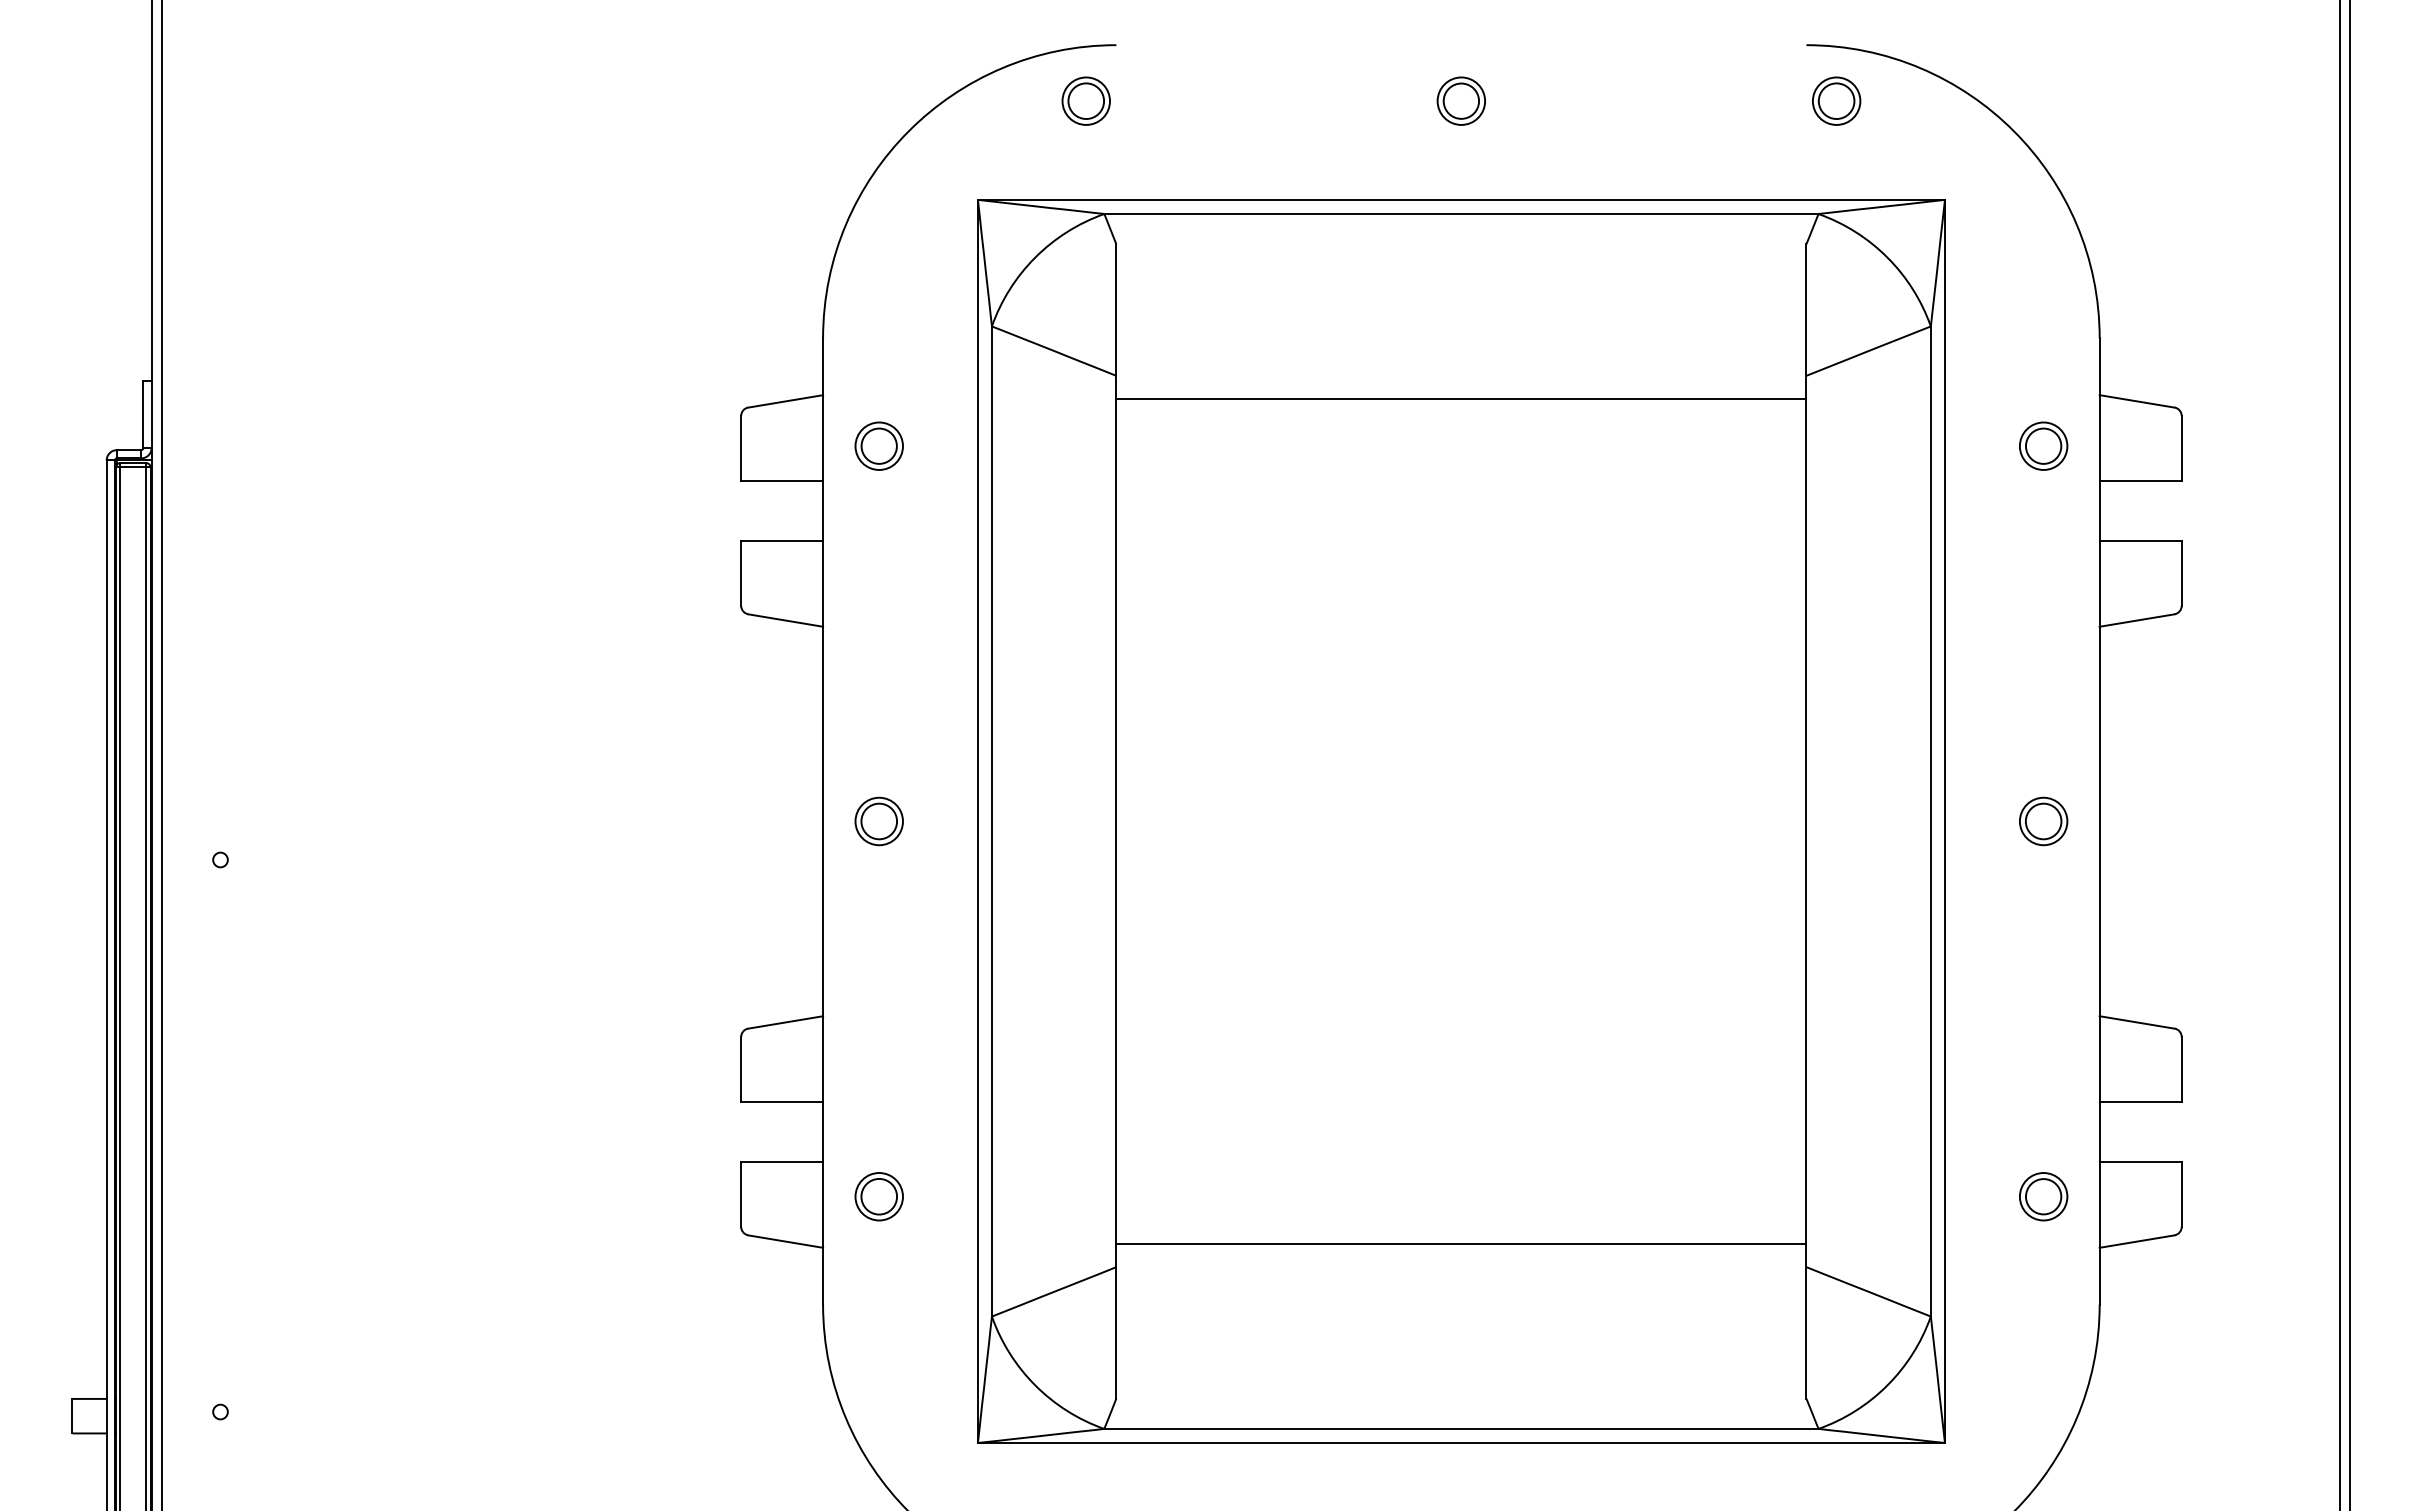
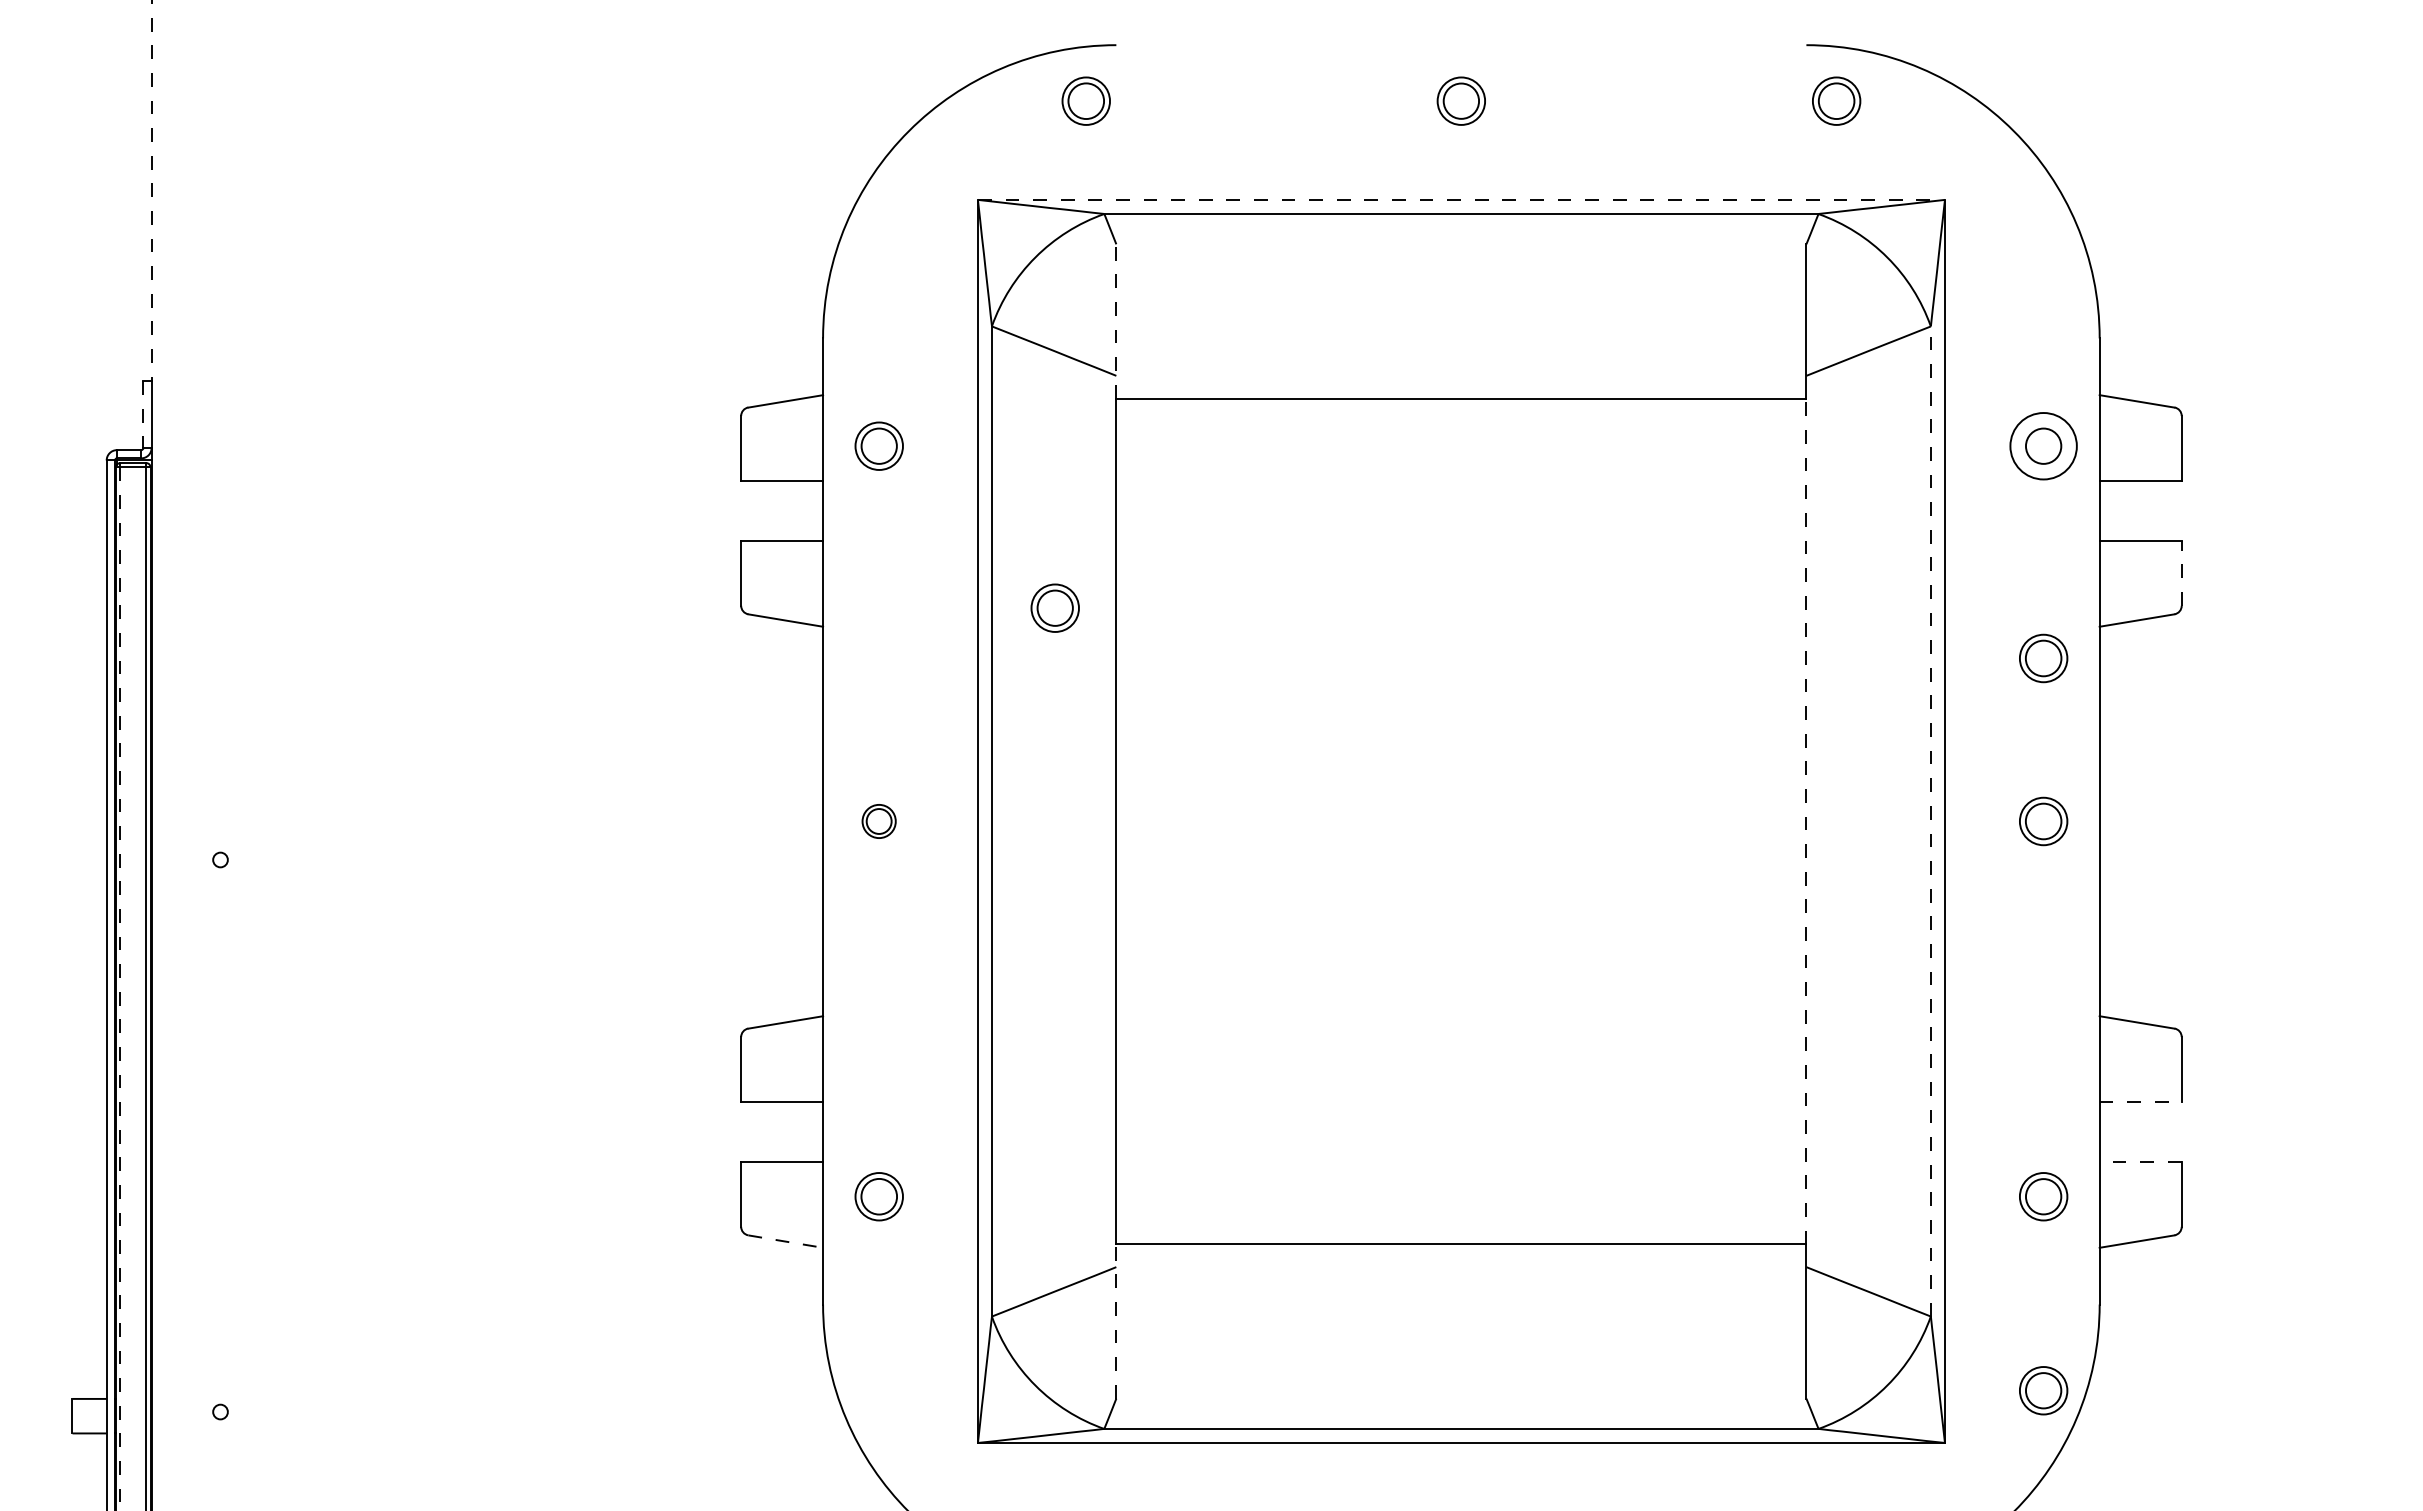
line: solid -> dashed (151, 191)
line: solid -> dashed (1461, 199)
line: solid -> dashed (1116, 320)
line: solid -> dashed (143, 415)
circle diameter: 47 px -> 66 px (2043, 446)
line: solid -> dashed (2181, 572)
part: none -> present (1054, 607)
part: none -> present (2043, 658)
line: present -> none (161, 754)
line: present -> none (2340, 754)
line: present -> none (2350, 754)
part size: 50x51 px -> 36x35 px (878, 821)
line: solid -> dashed (1806, 821)
line: solid -> dashed (1930, 821)
line: solid -> dashed (120, 989)
line: solid -> dashed (2140, 1101)
line: solid -> dashed (2140, 1162)
line: solid -> dashed (785, 1241)
line: solid -> dashed (1116, 1321)
part: none -> present (2043, 1390)
